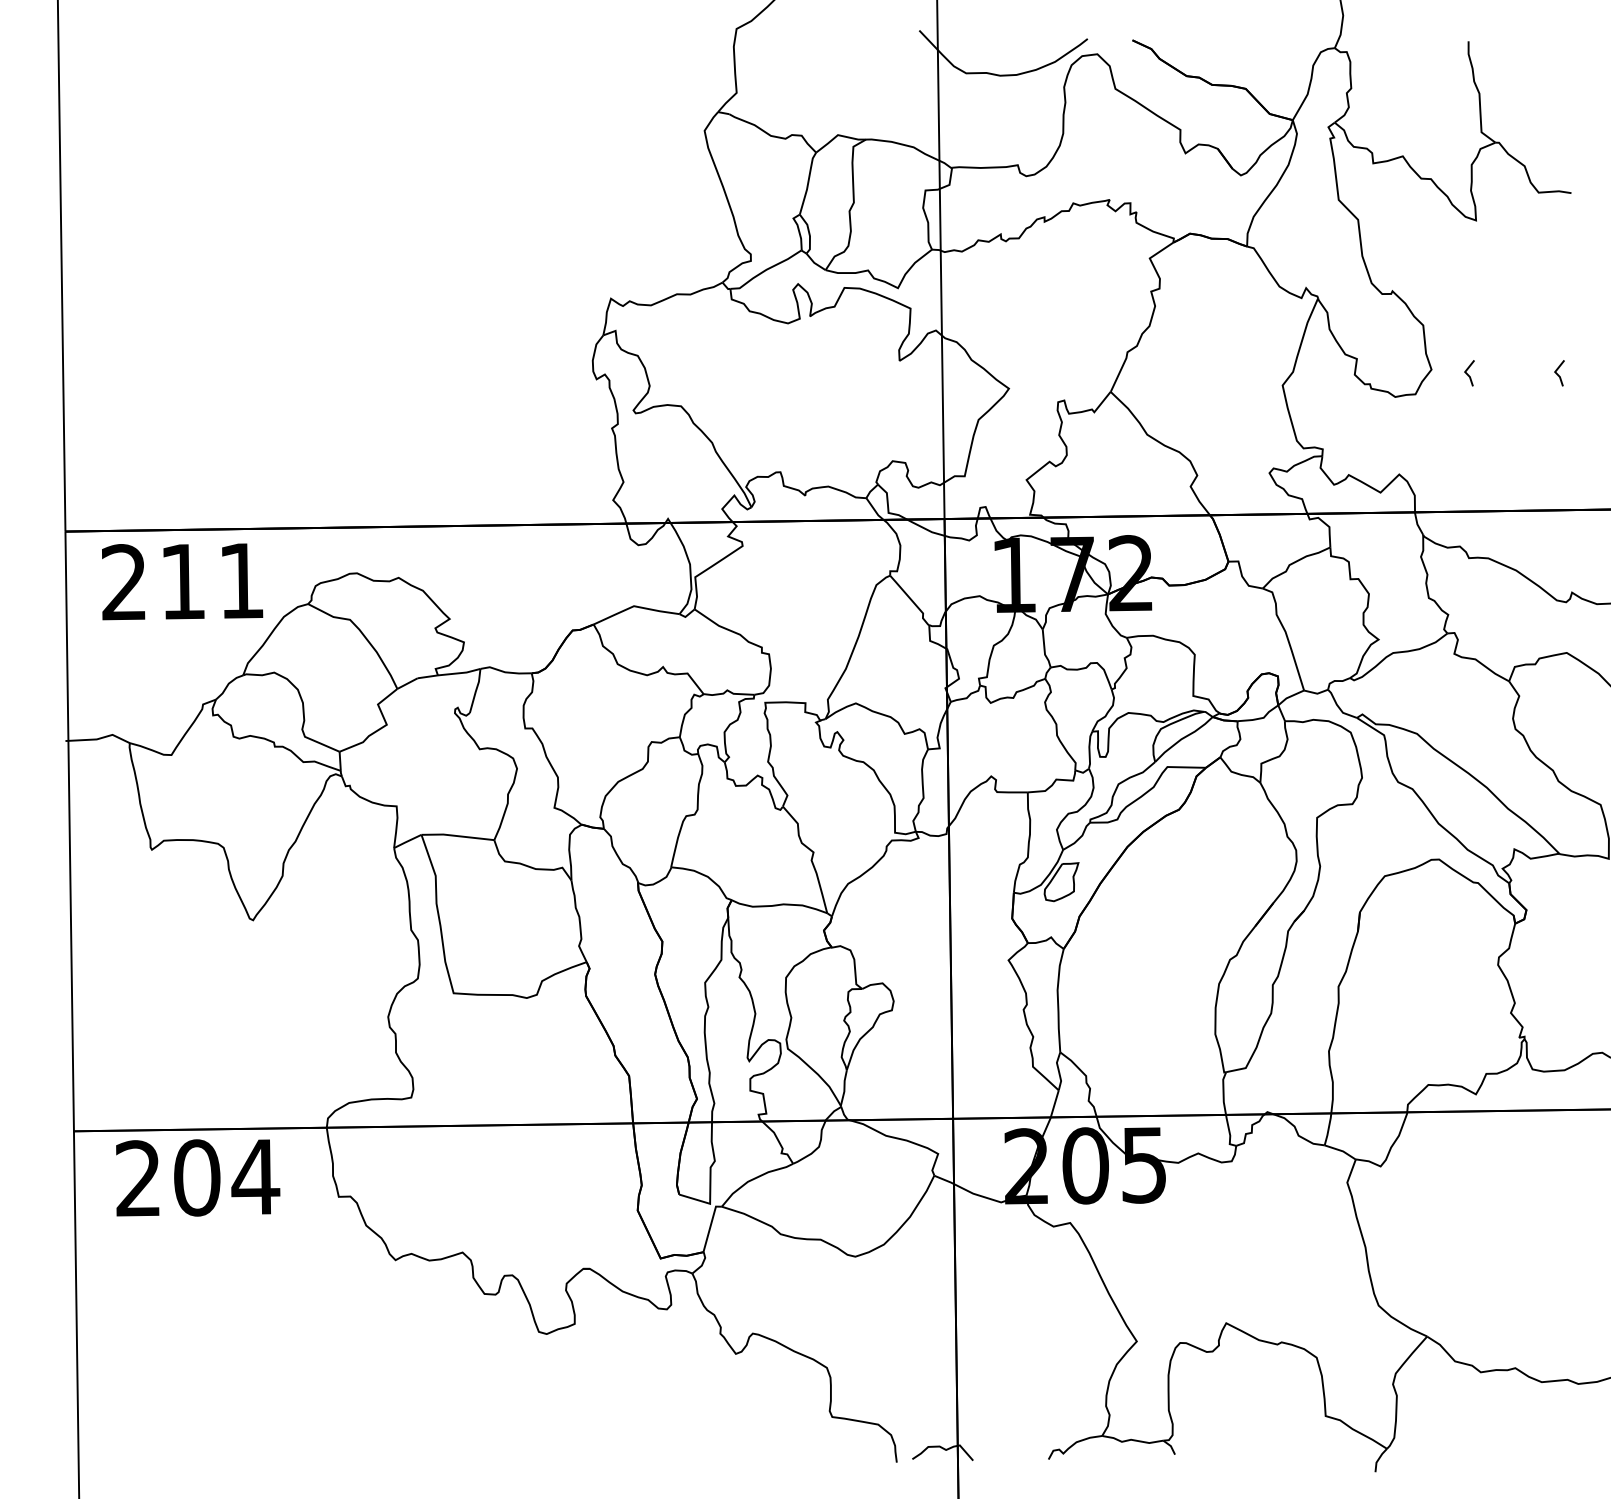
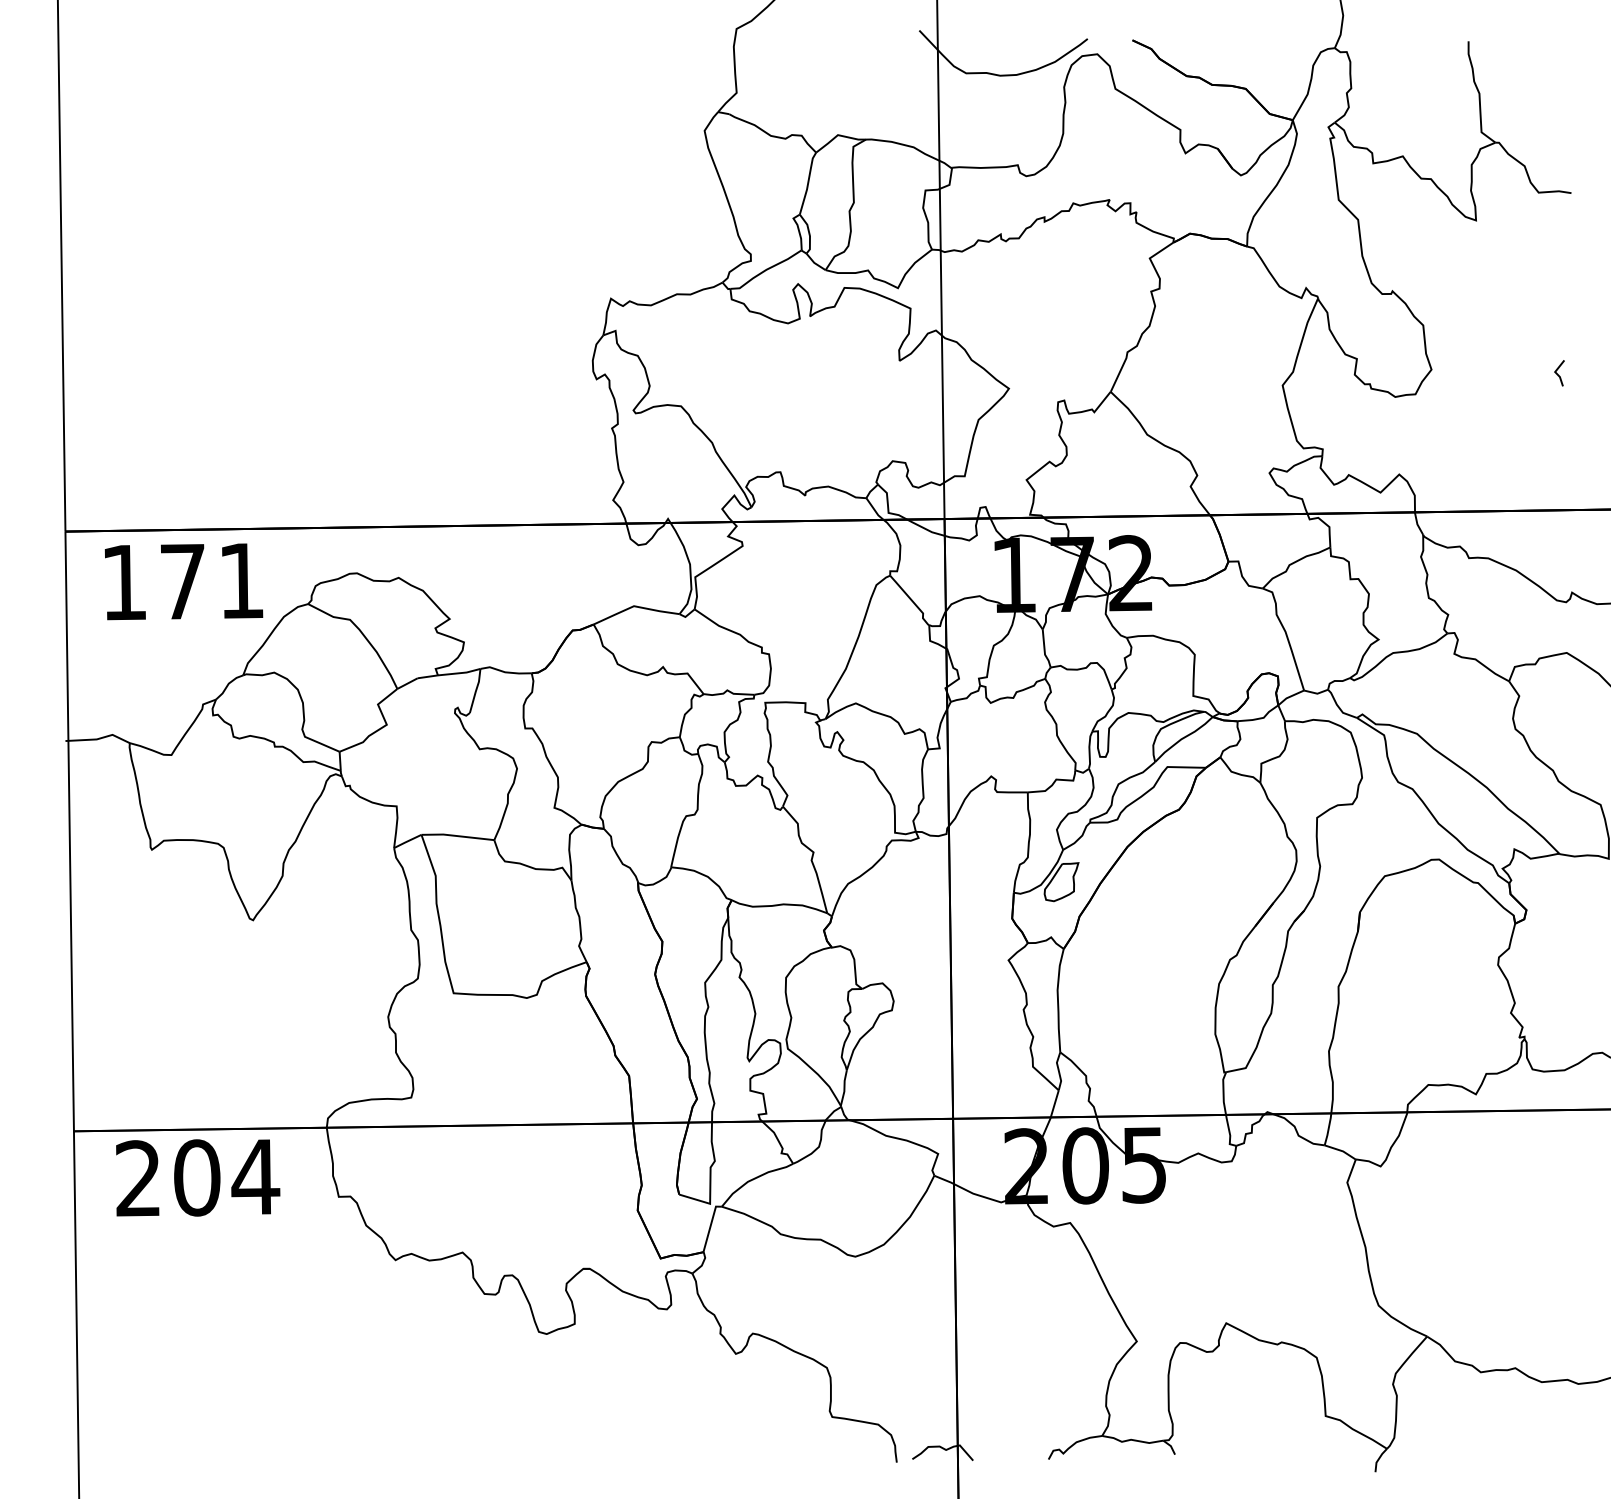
line: present -> none (1468, 374)
text: 211 -> 171 (153, 582)
